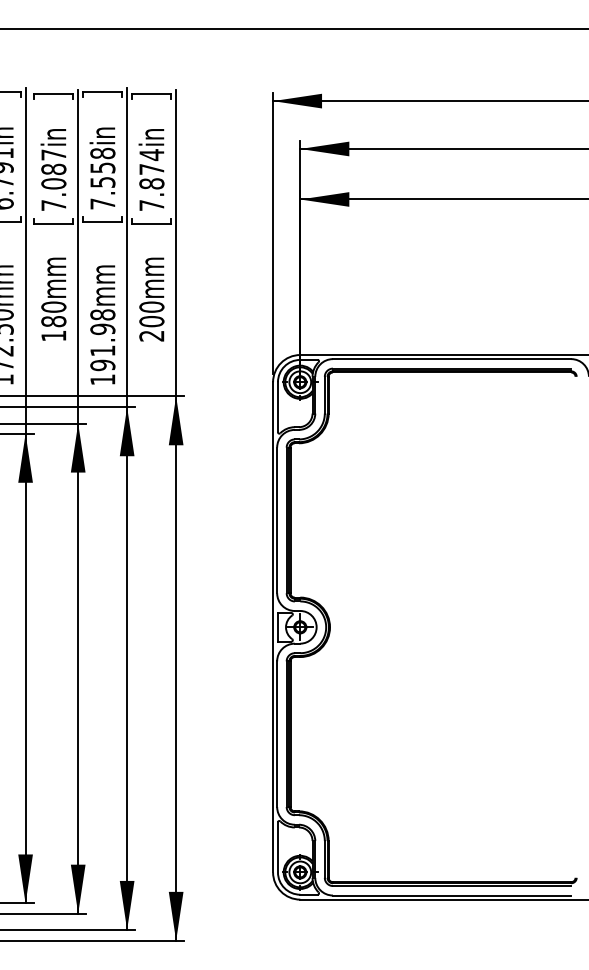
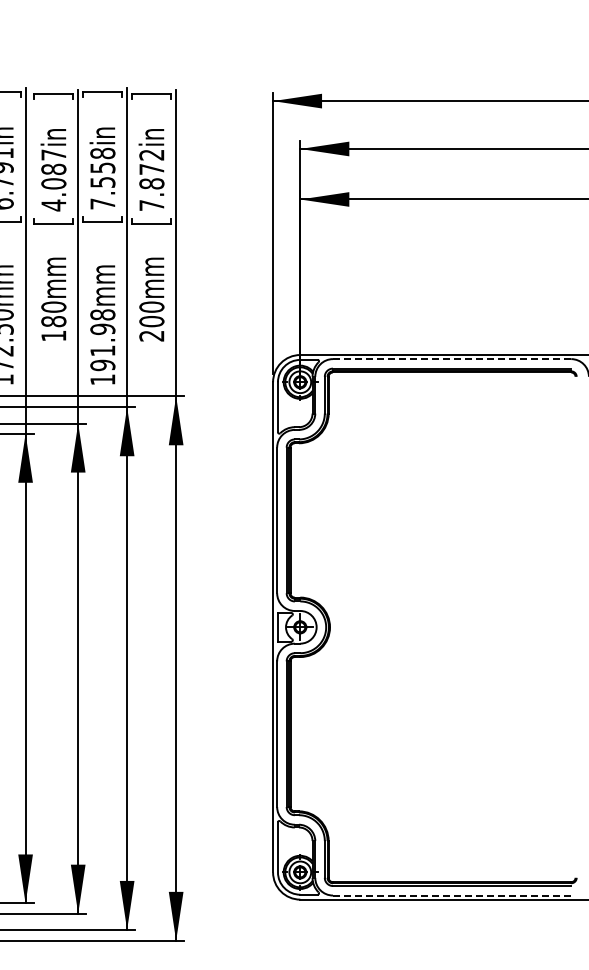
line: present -> none (293, 29)
text: 7.874in -> 7.872in (151, 155)
text: 7.087in -> 4.087in (53, 205)
line: solid -> dashed (452, 359)
line: solid -> dashed (451, 895)
